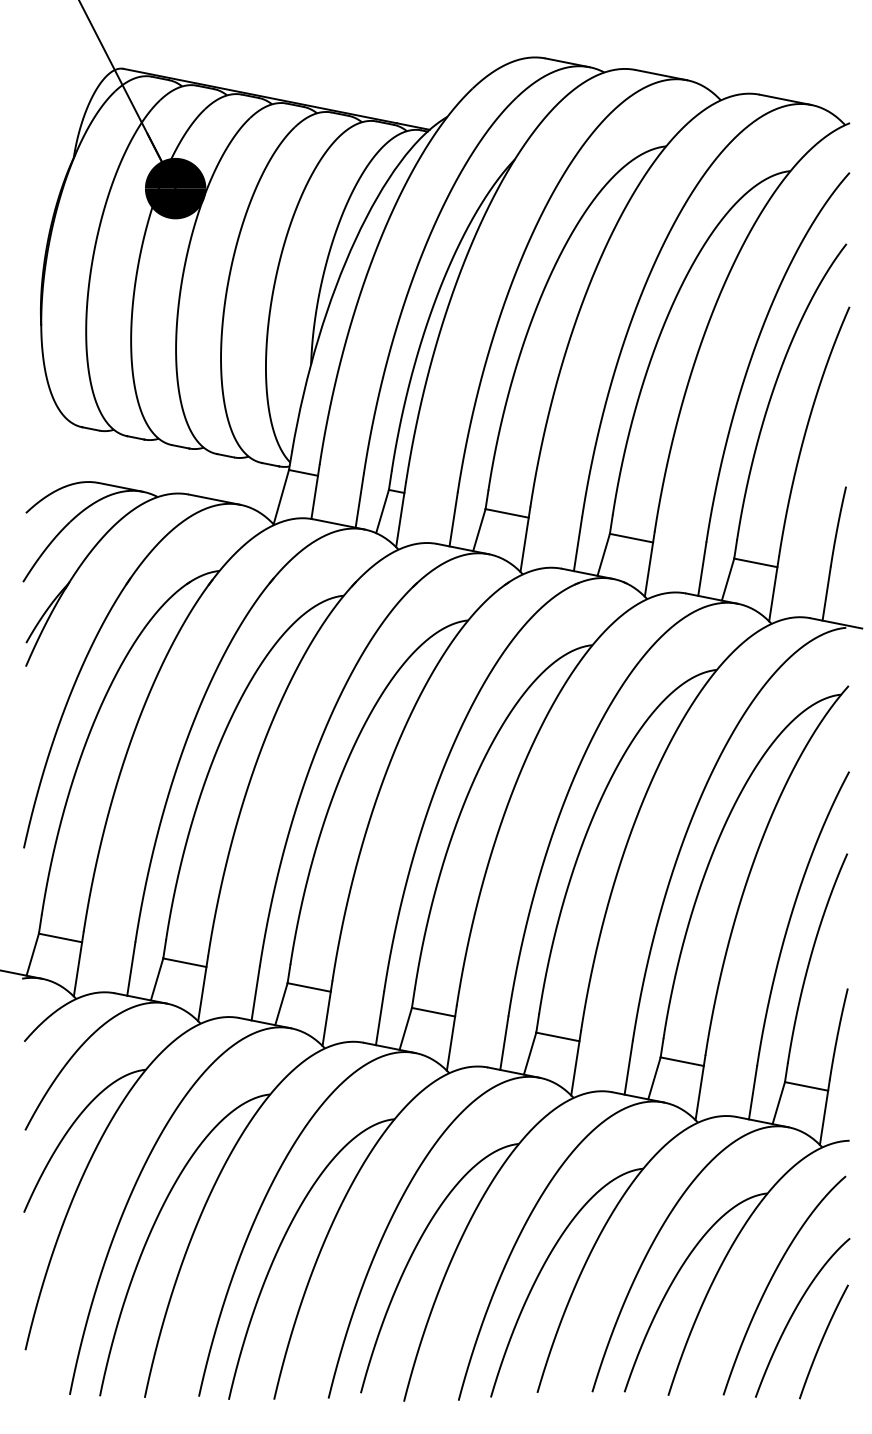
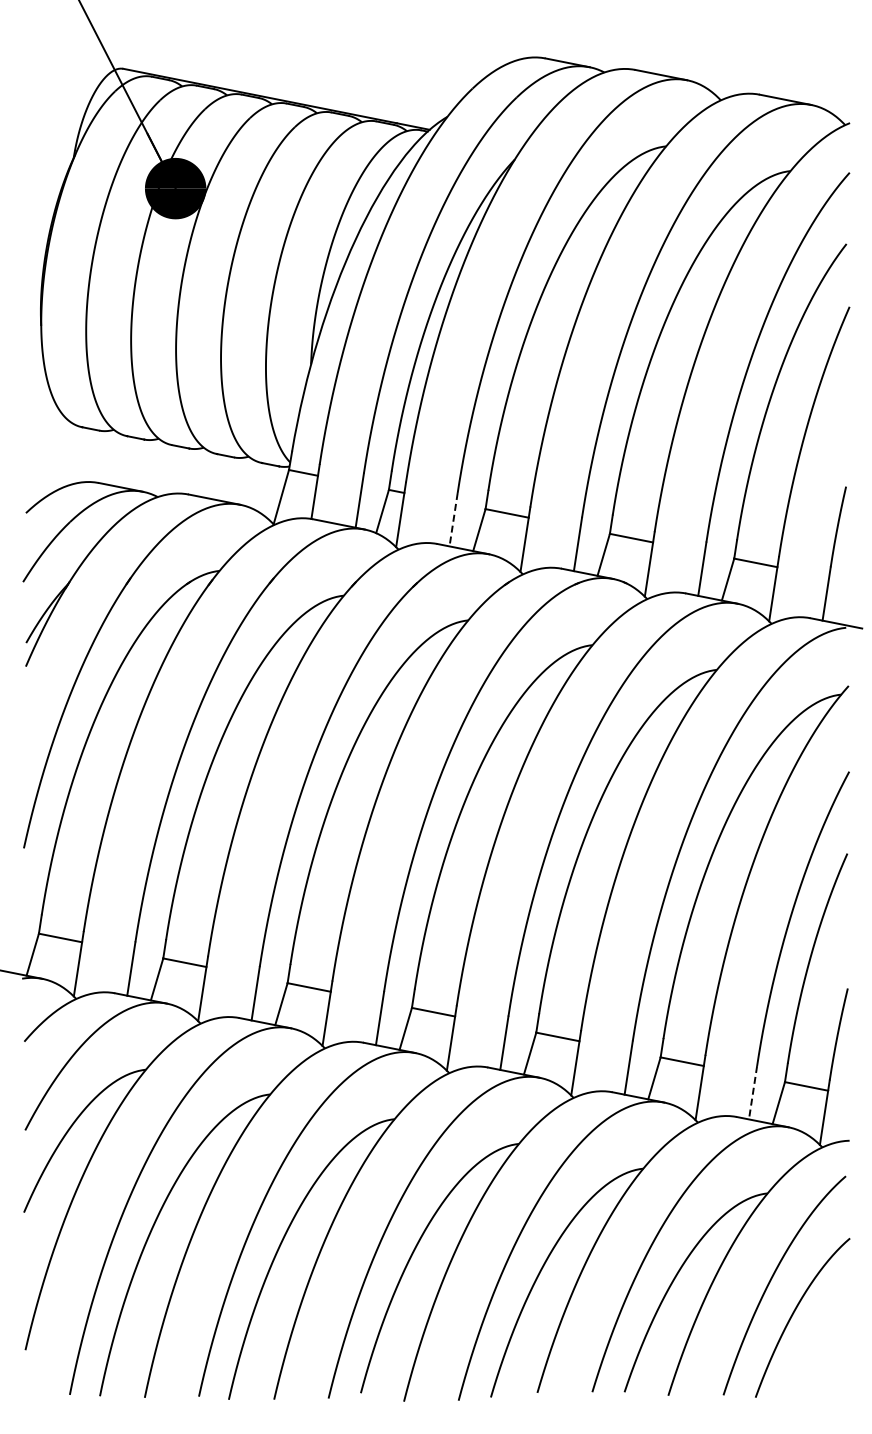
line: solid -> dashed (453, 519)
line: solid -> dashed (753, 1092)
curve: present -> none (822, 1341)
